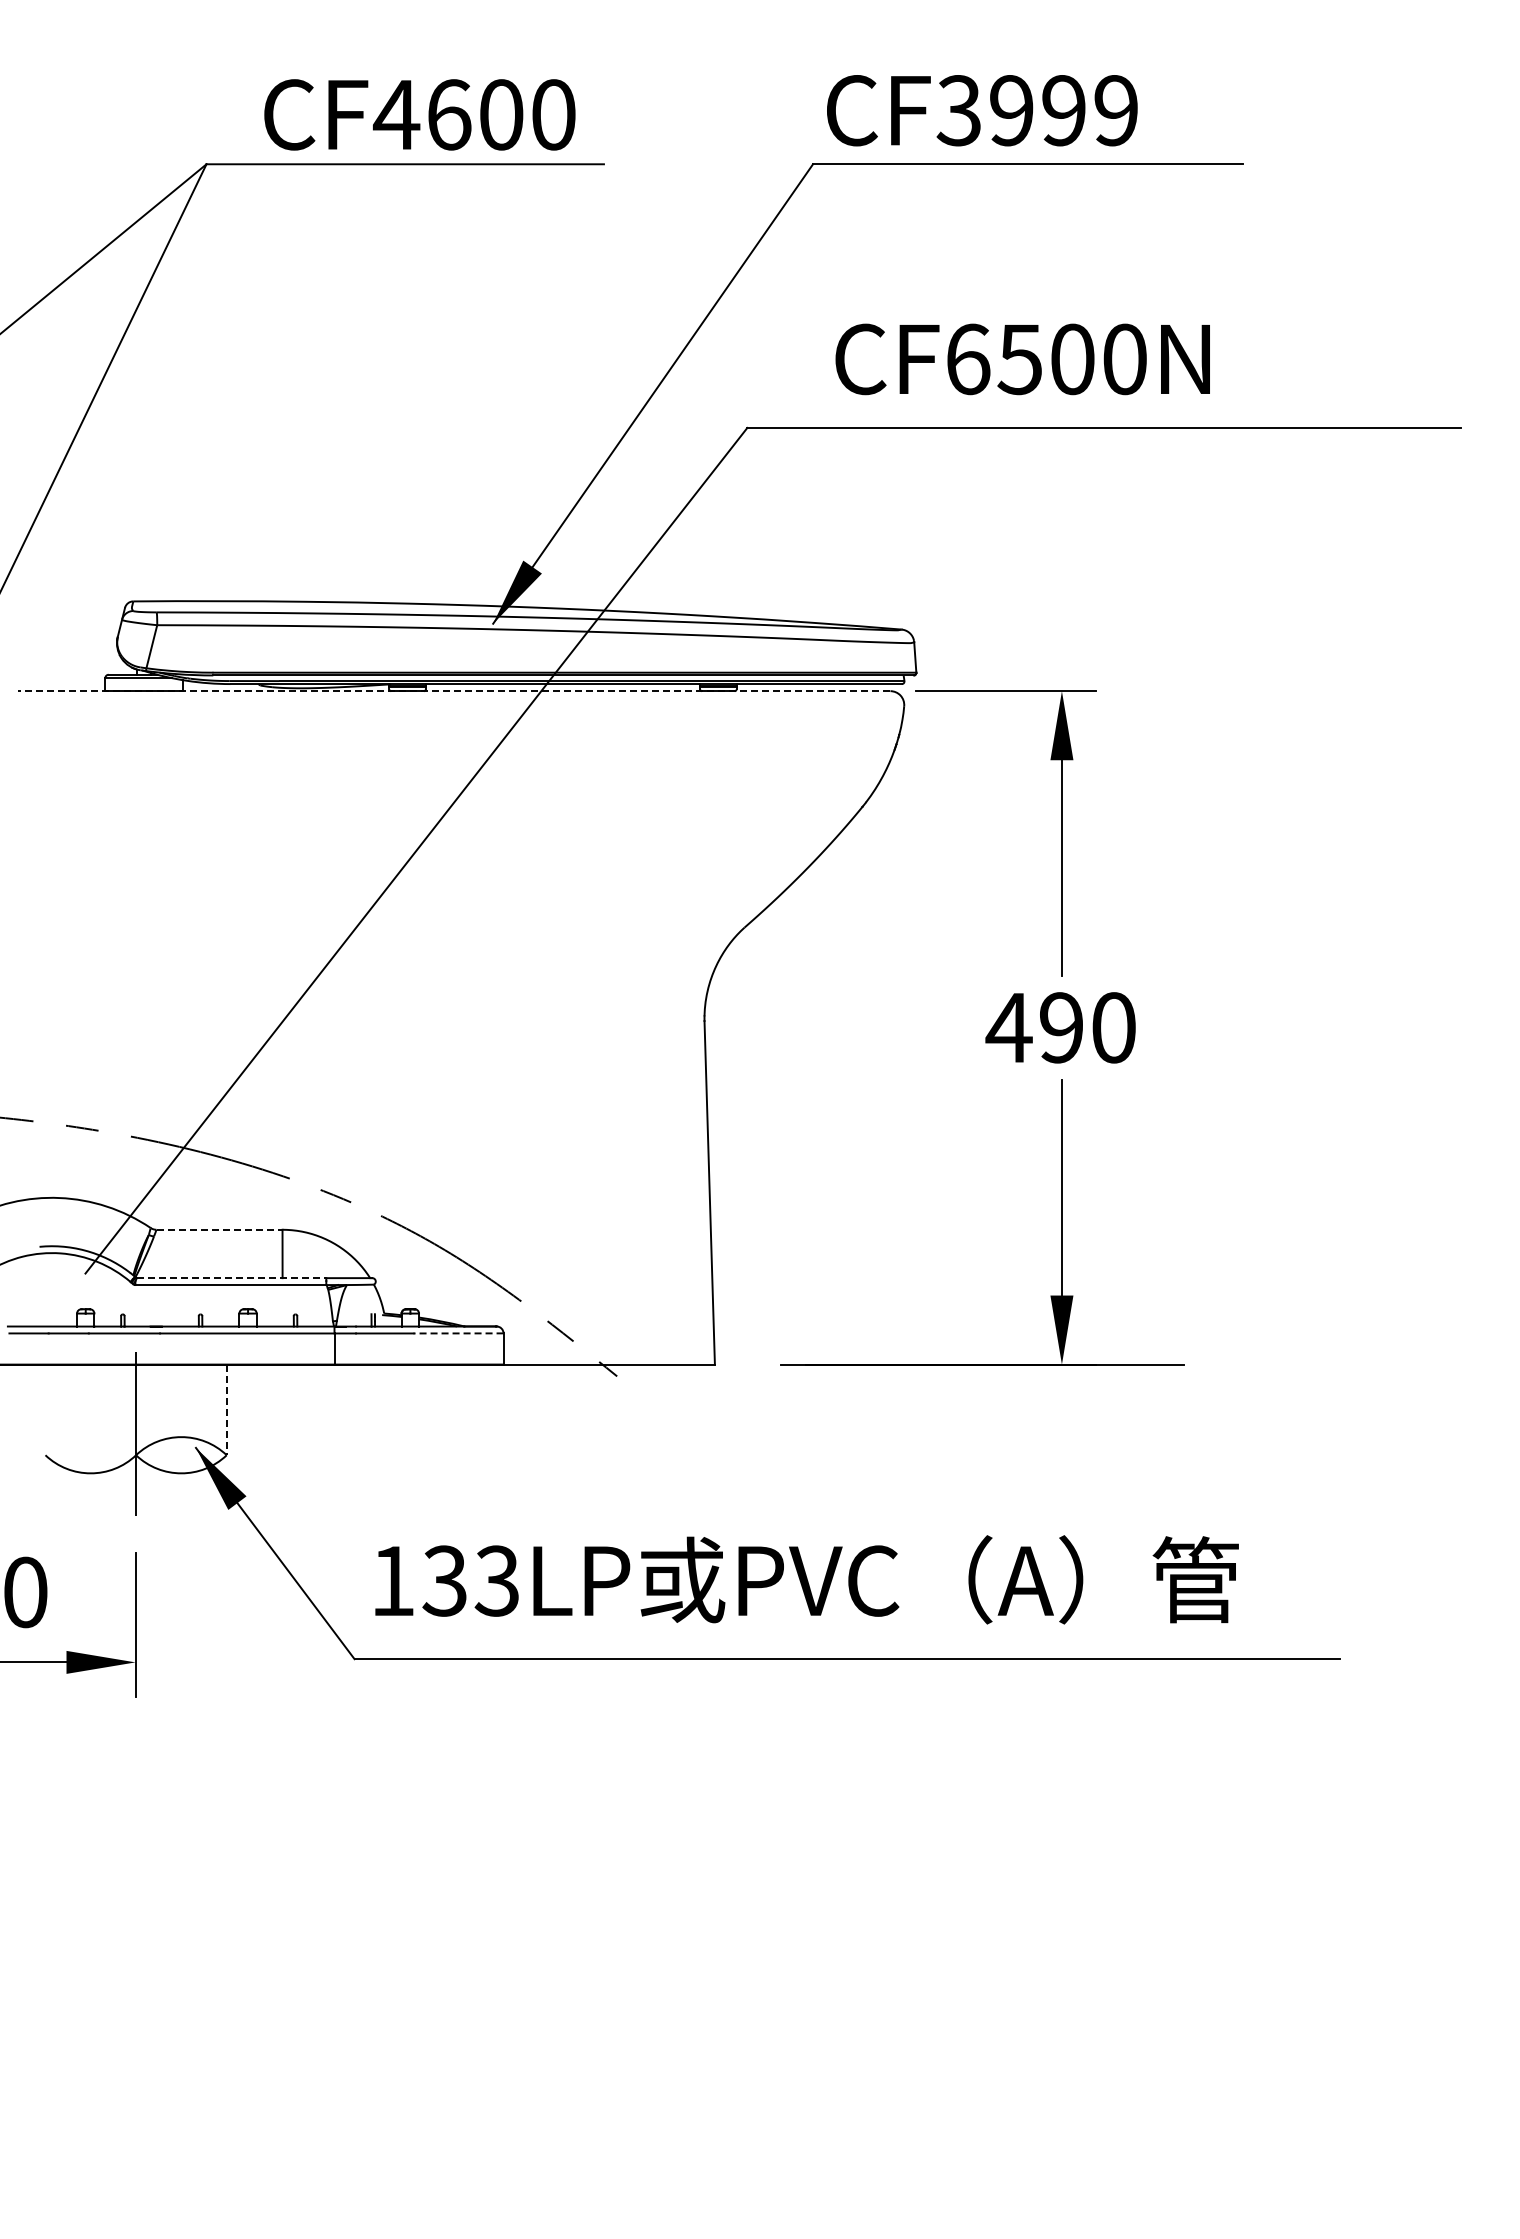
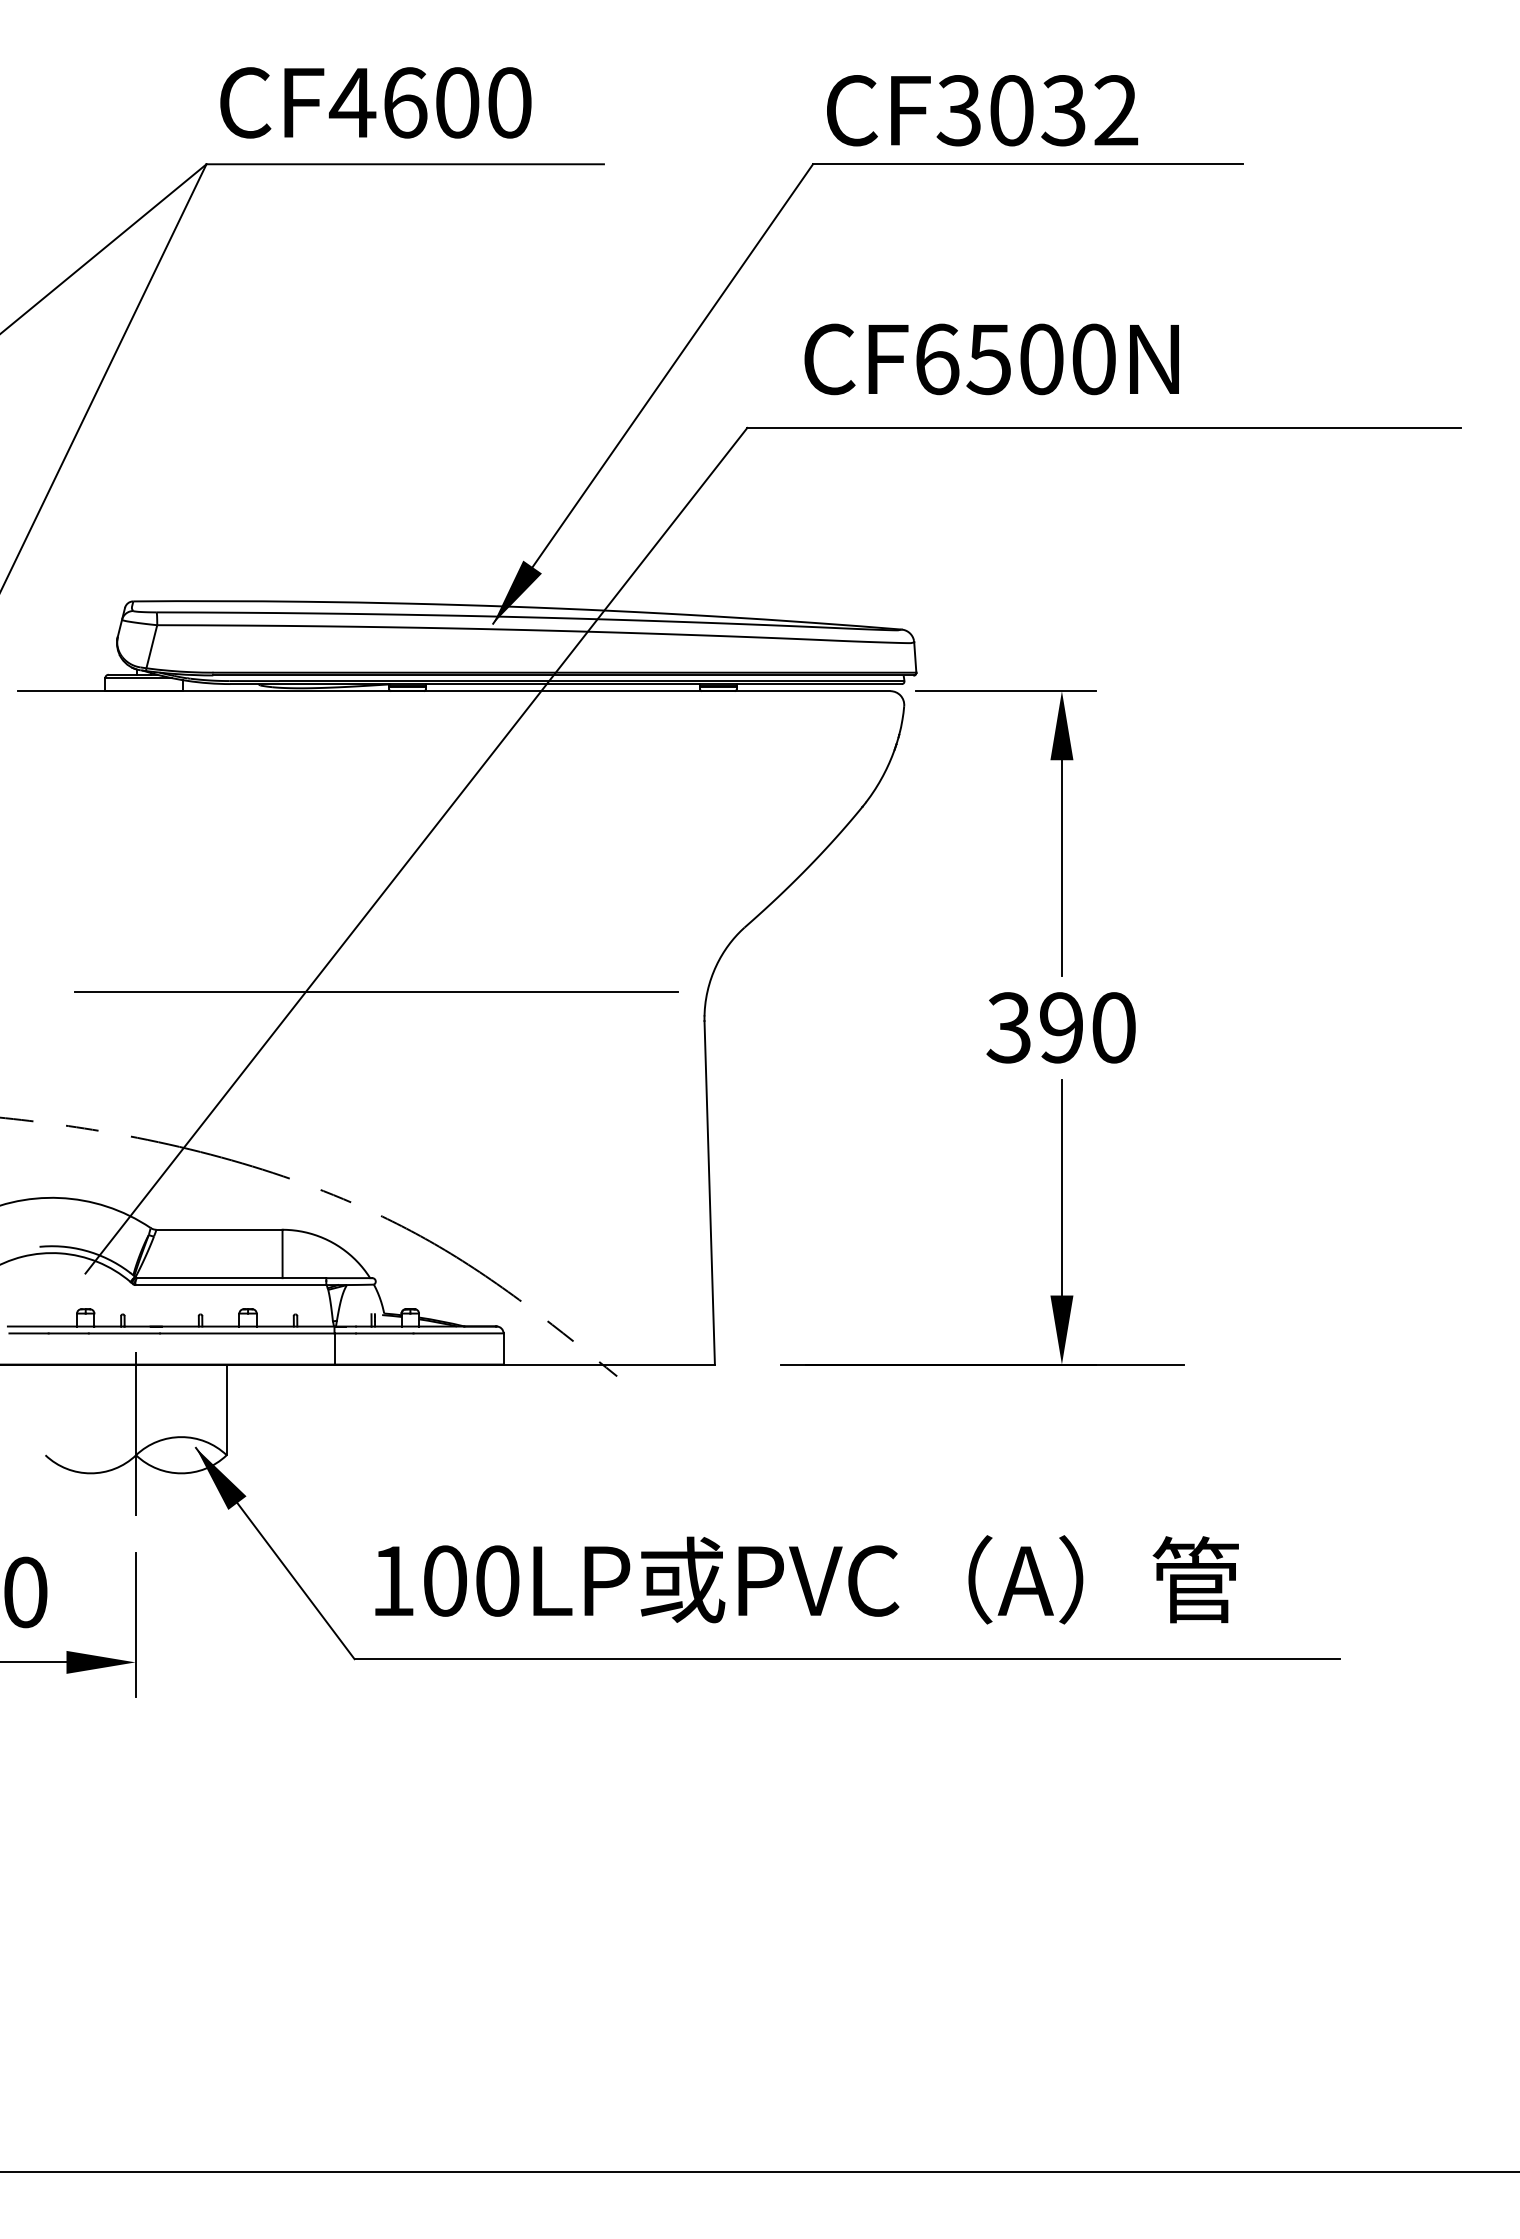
text: 3999 -> 3032 (1064, 110)
text position: (419, 114) -> (375, 102) (375, 102)
text position: (1022, 359) -> (991, 359) (991, 359)
line: dashed -> solid (453, 691)
line: none -> present (375, 991)
text: 490 -> 390 (1008, 1027)
line: dashed -> solid (220, 1229)
line: dashed -> solid (231, 1278)
line: dashed -> solid (458, 1333)
line: dashed -> solid (226, 1410)
text: 133LP -> 100LP (470, 1580)
line: none -> present (759, 2171)
